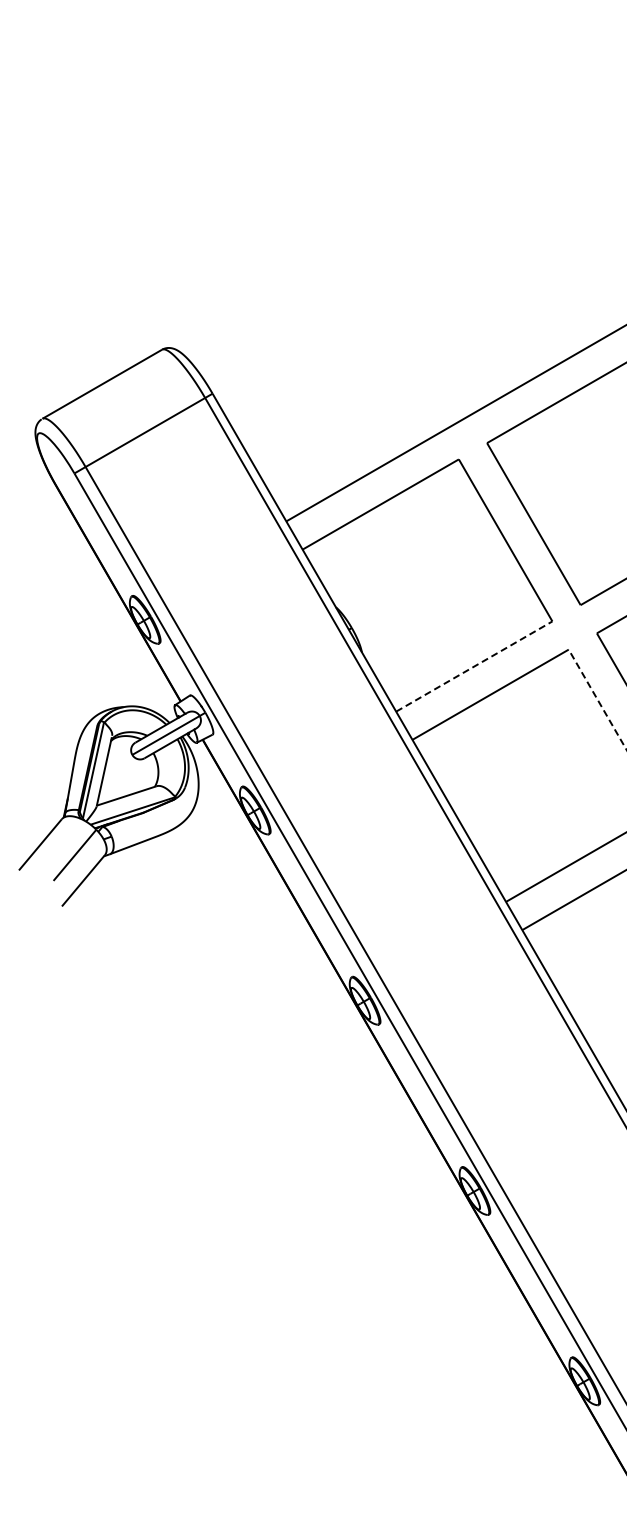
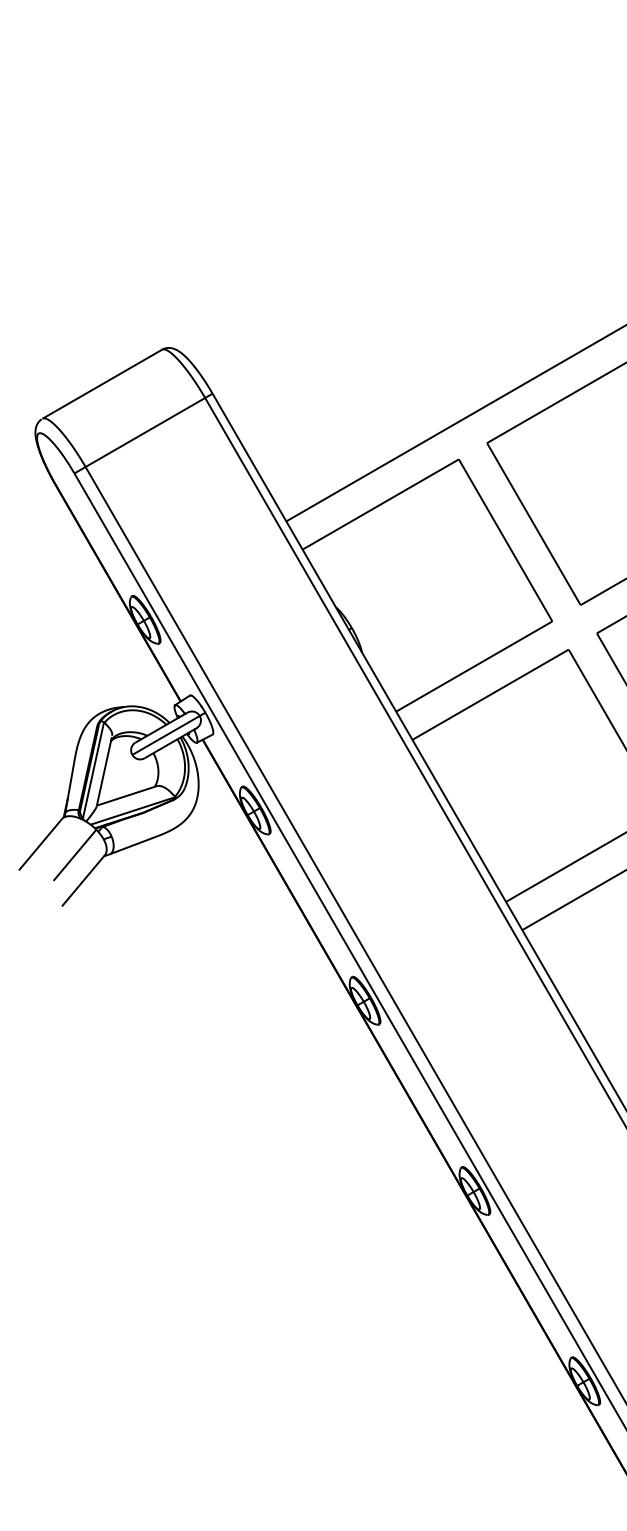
line: dashed -> solid (474, 666)
line: dashed -> solid (597, 699)
